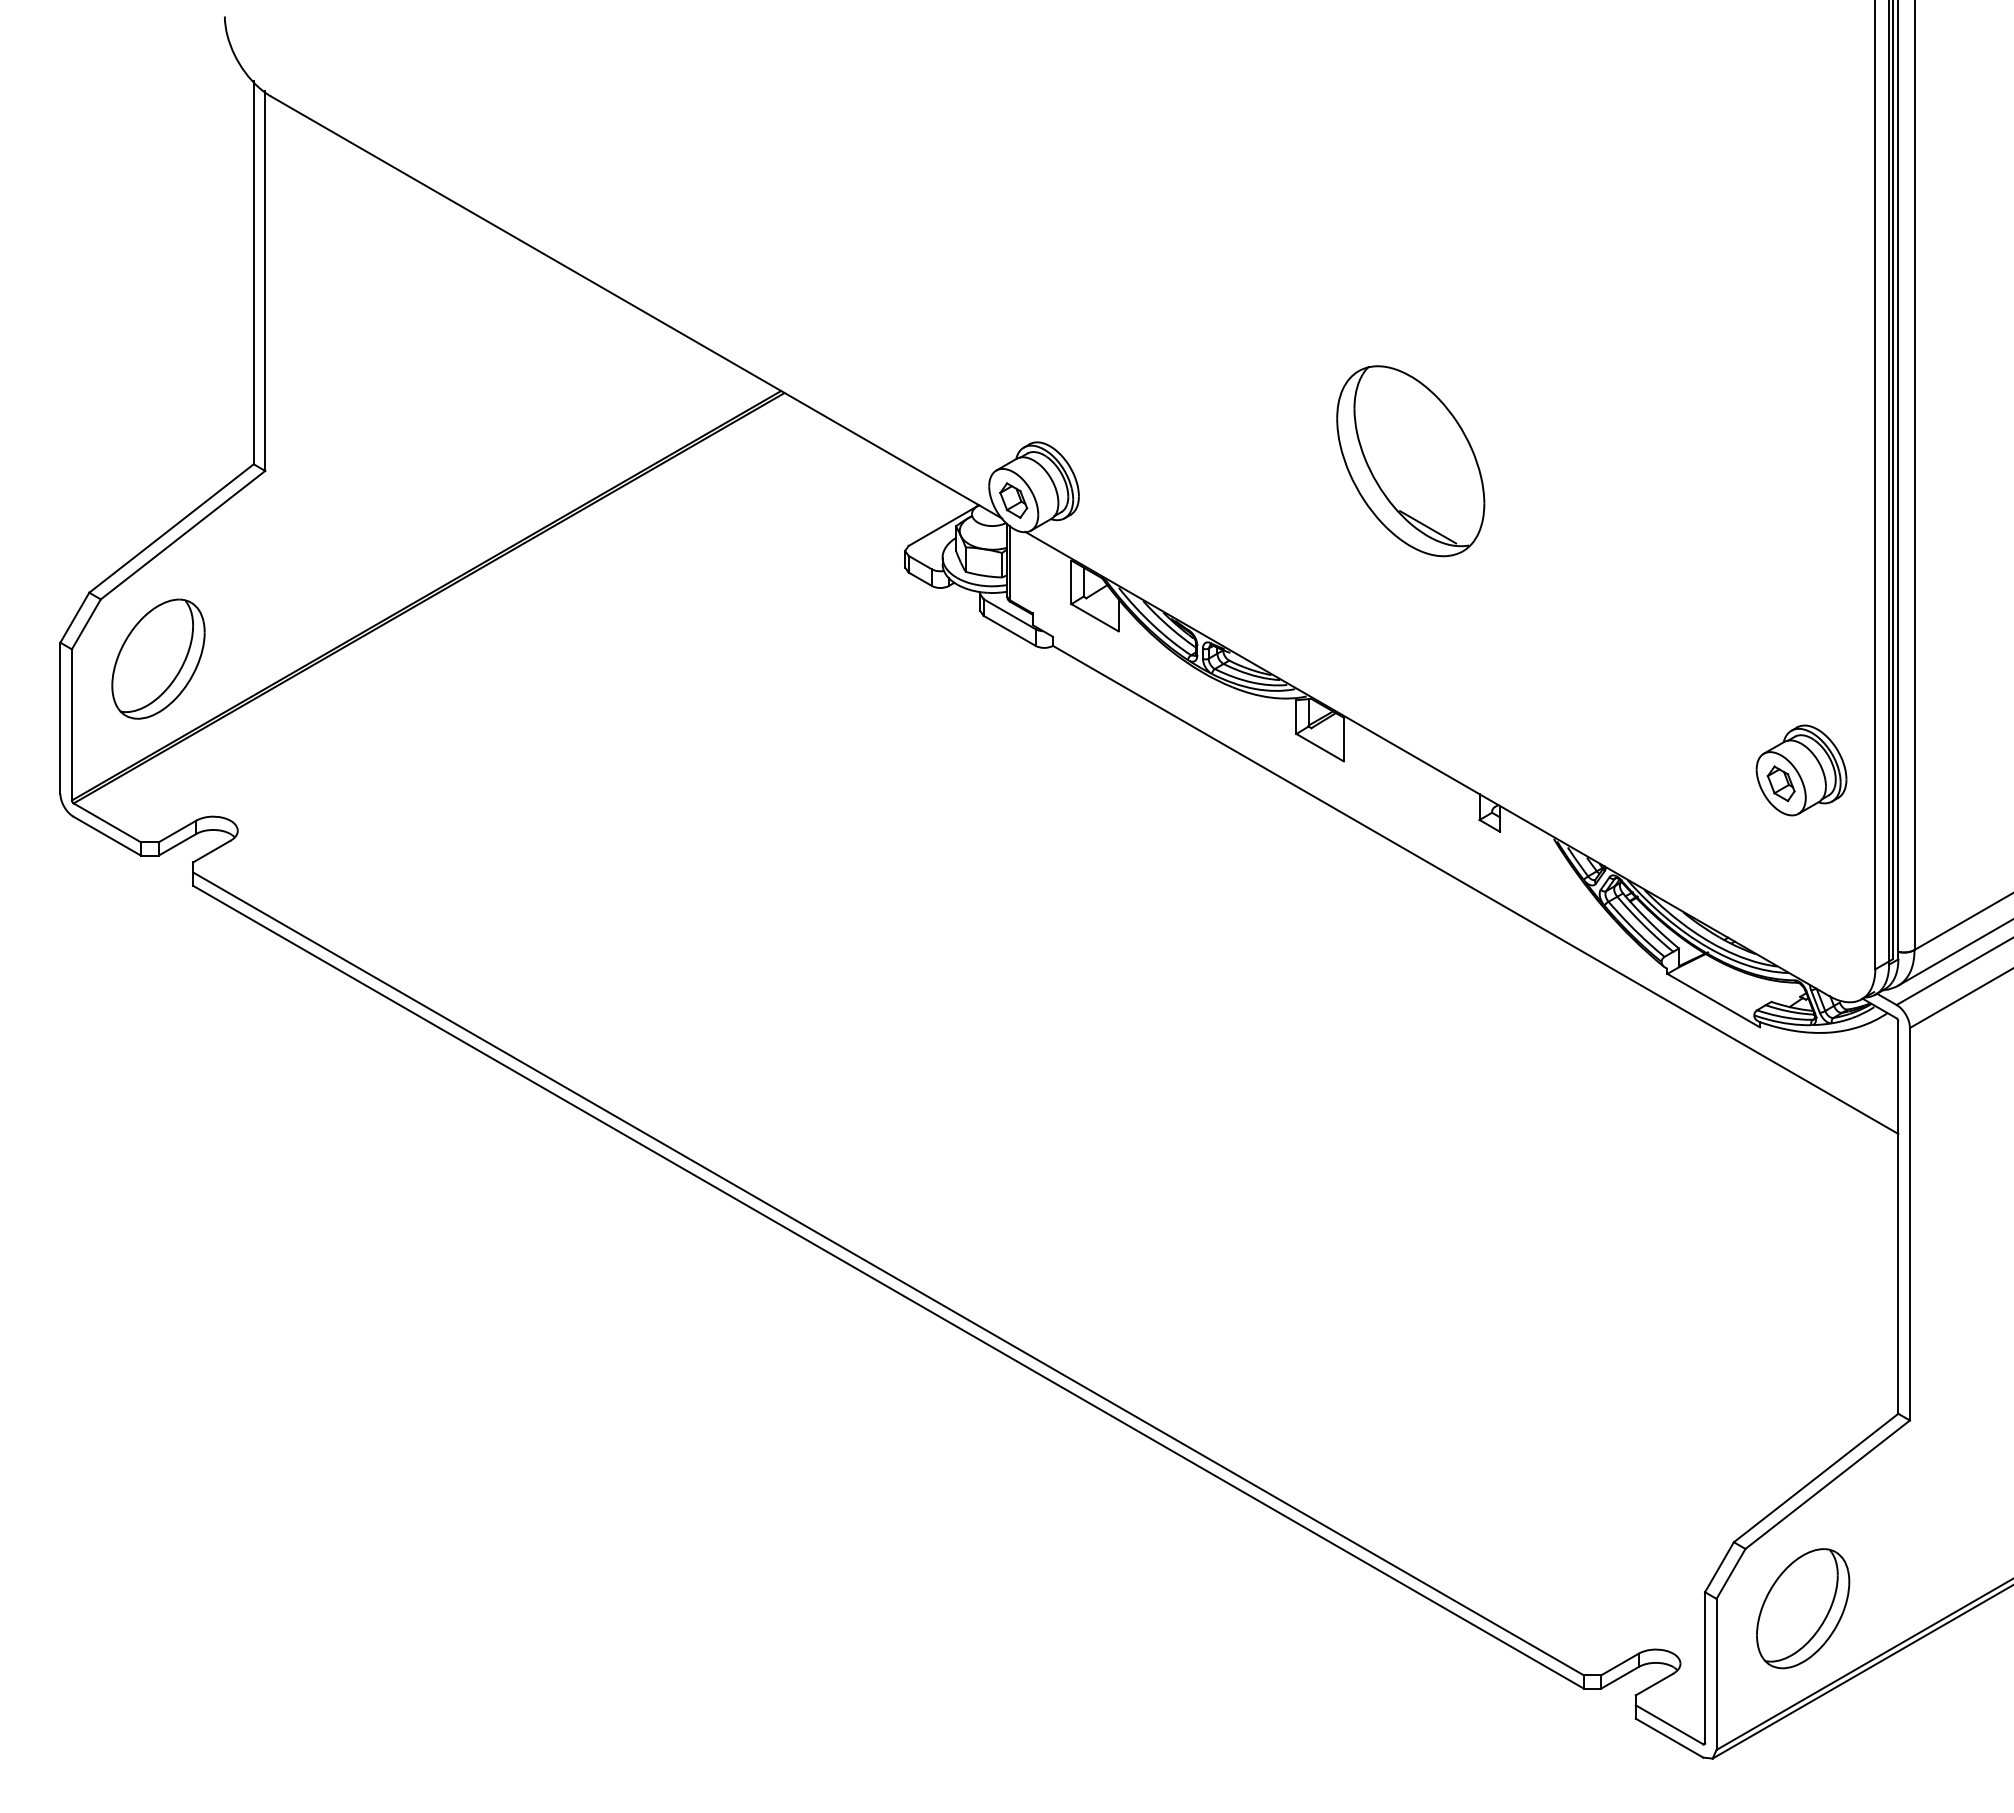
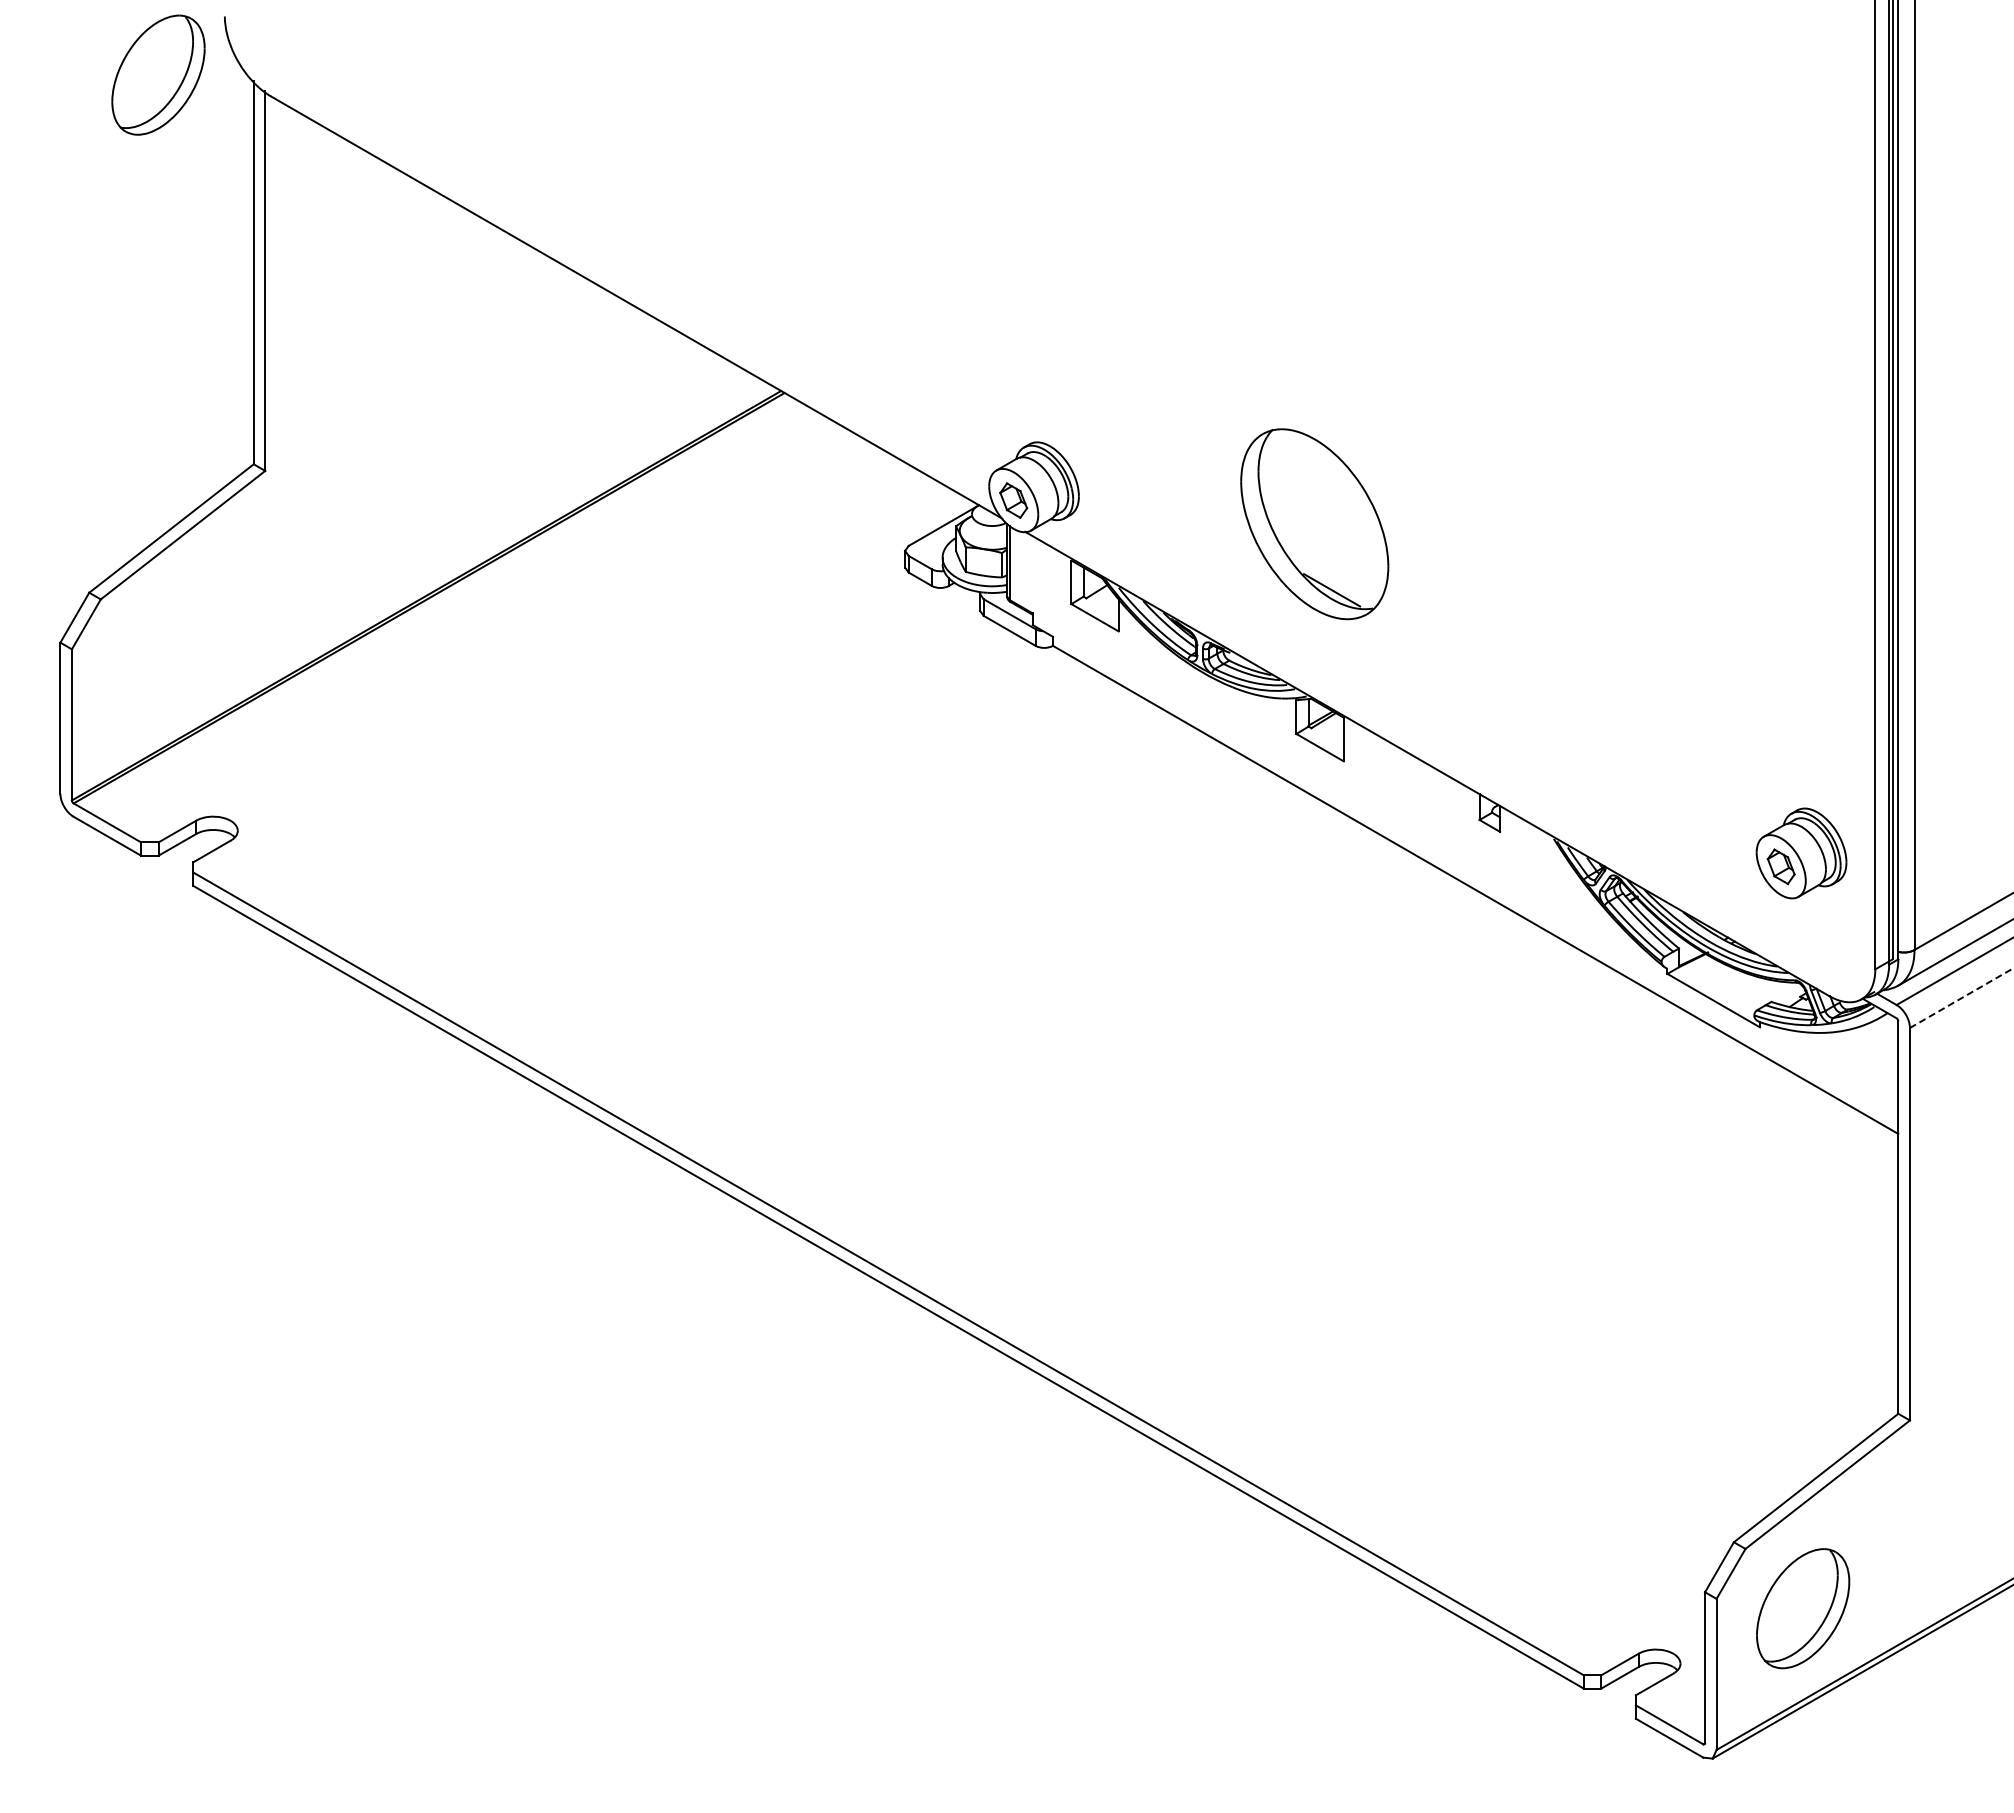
part position: (1410, 461) -> (1314, 524) (1314, 524)
part position: (158, 658) -> (158, 74) (158, 74)
part position: (1801, 770) -> (1801, 853) (1801, 853)
line: solid -> dashed (1961, 998)
